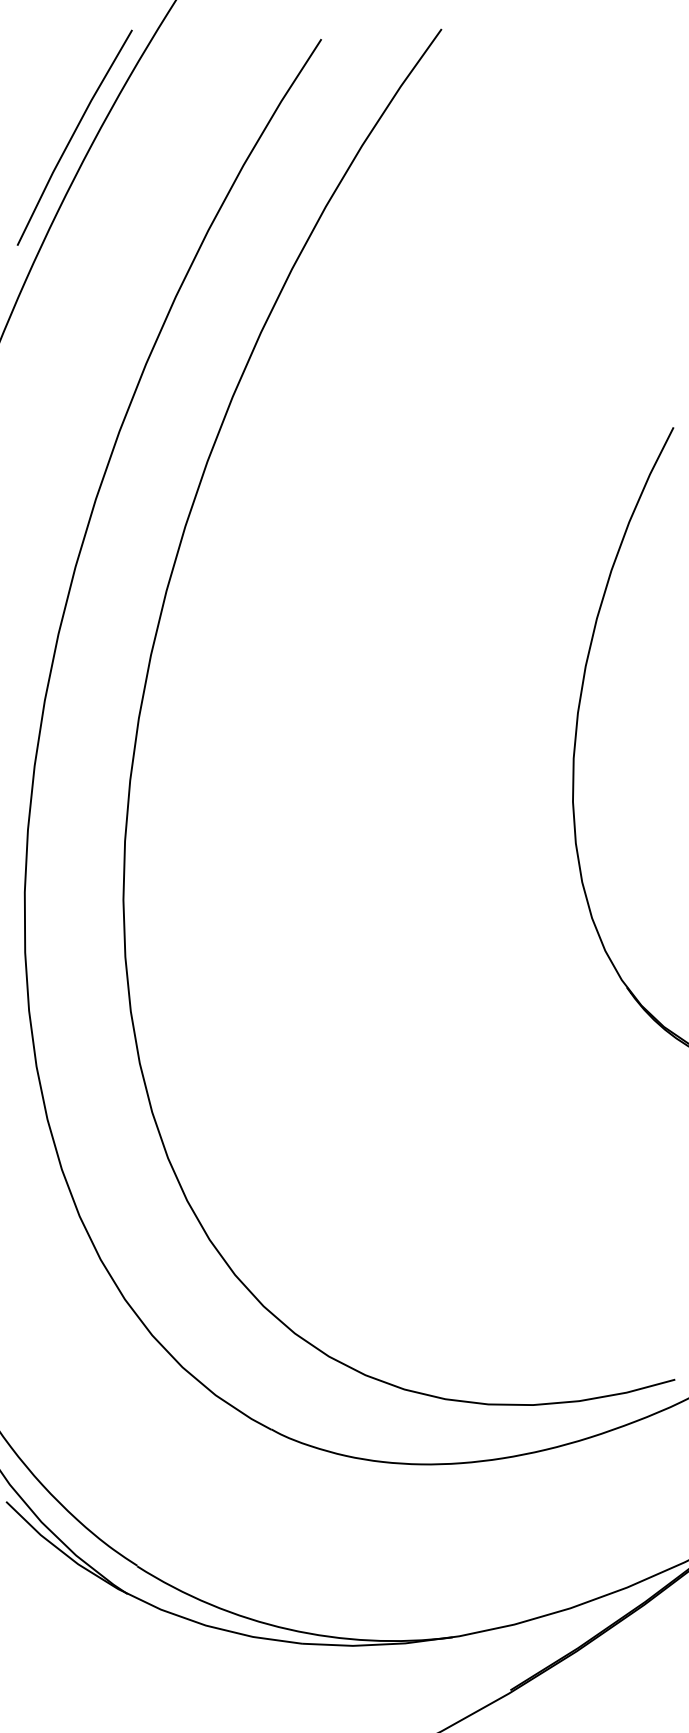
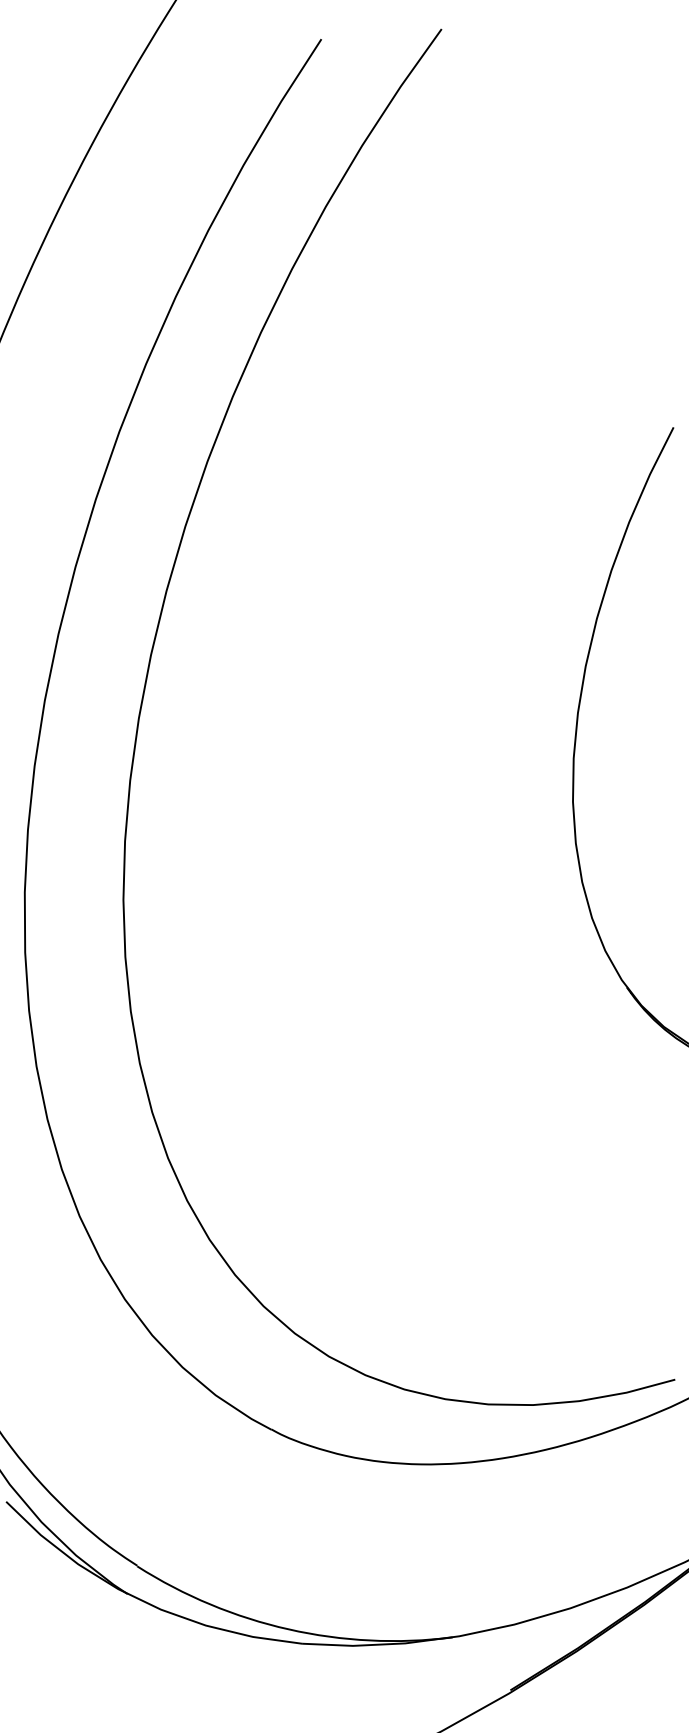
line: present -> none (73, 136)
